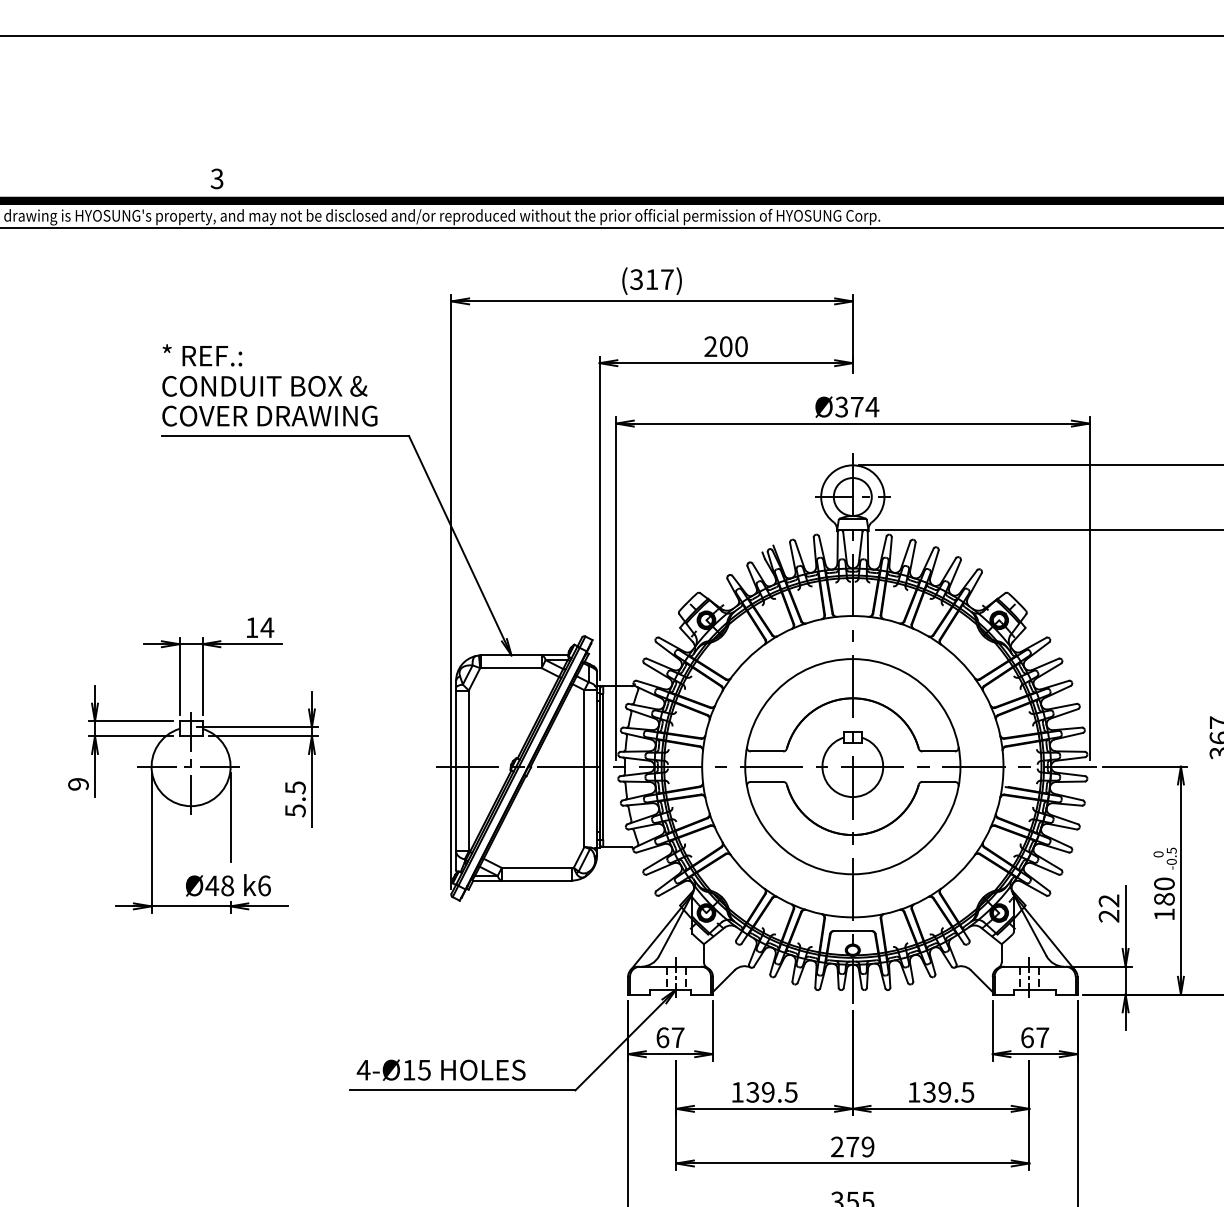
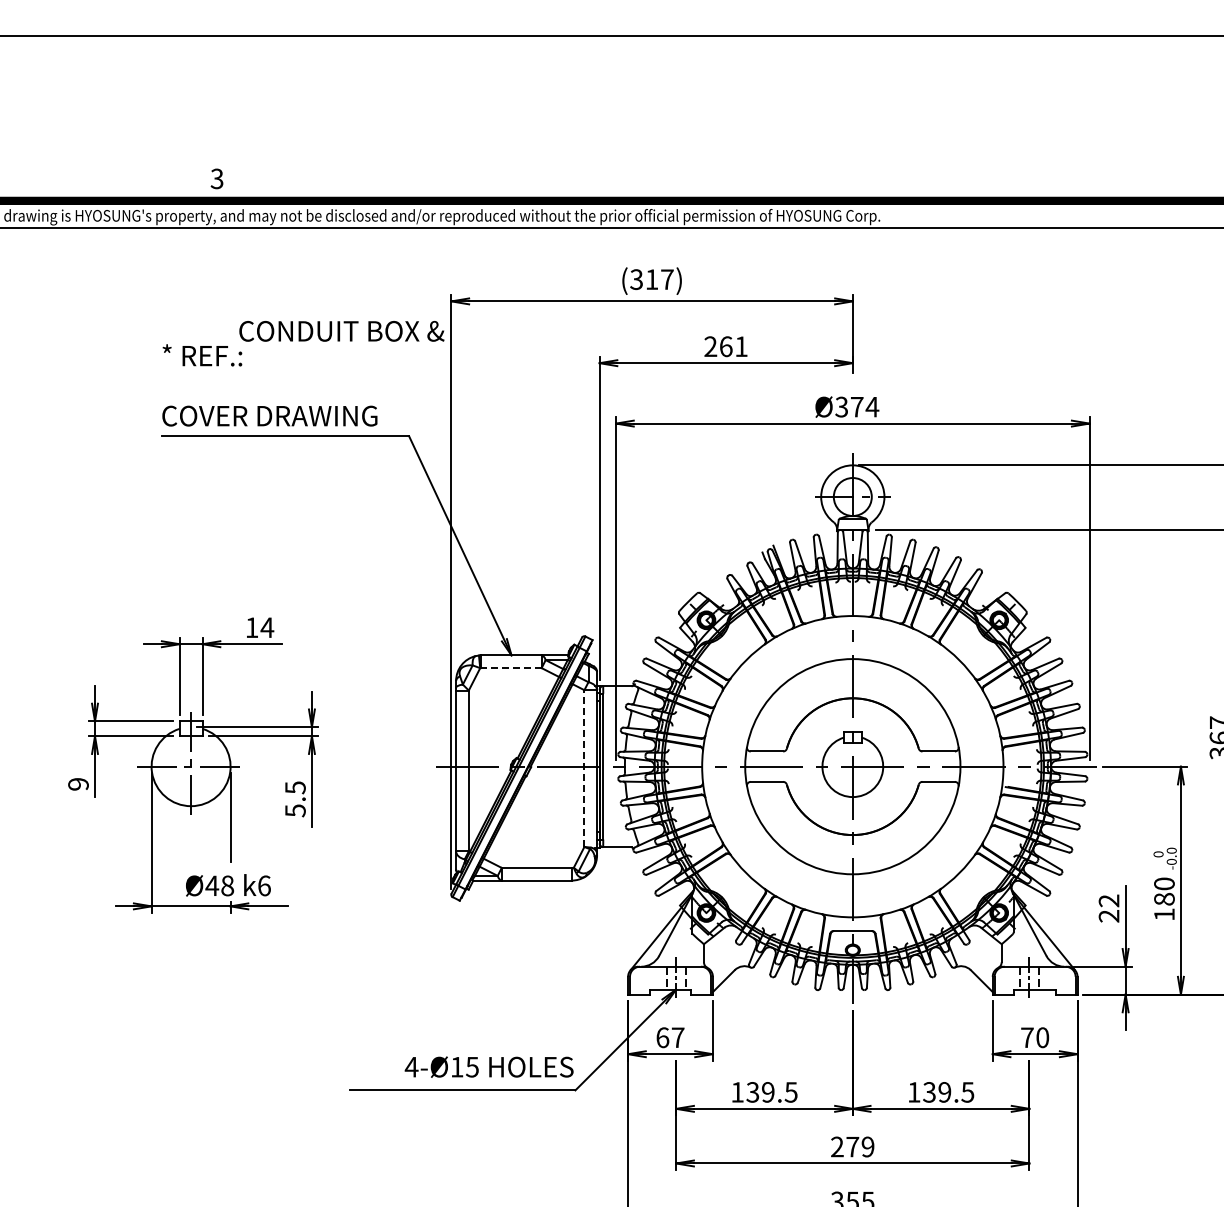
text: 200 -> 261 (733, 346)
text position: (264, 386) -> (341, 331) (341, 331)
line: solid -> dashed (511, 668)
line: solid -> dashed (584, 768)
text: -0.5 -> -0.0 (1171, 850)
text: 67 -> 70 (1035, 1037)
text position: (440, 1069) -> (488, 1066) (488, 1066)
